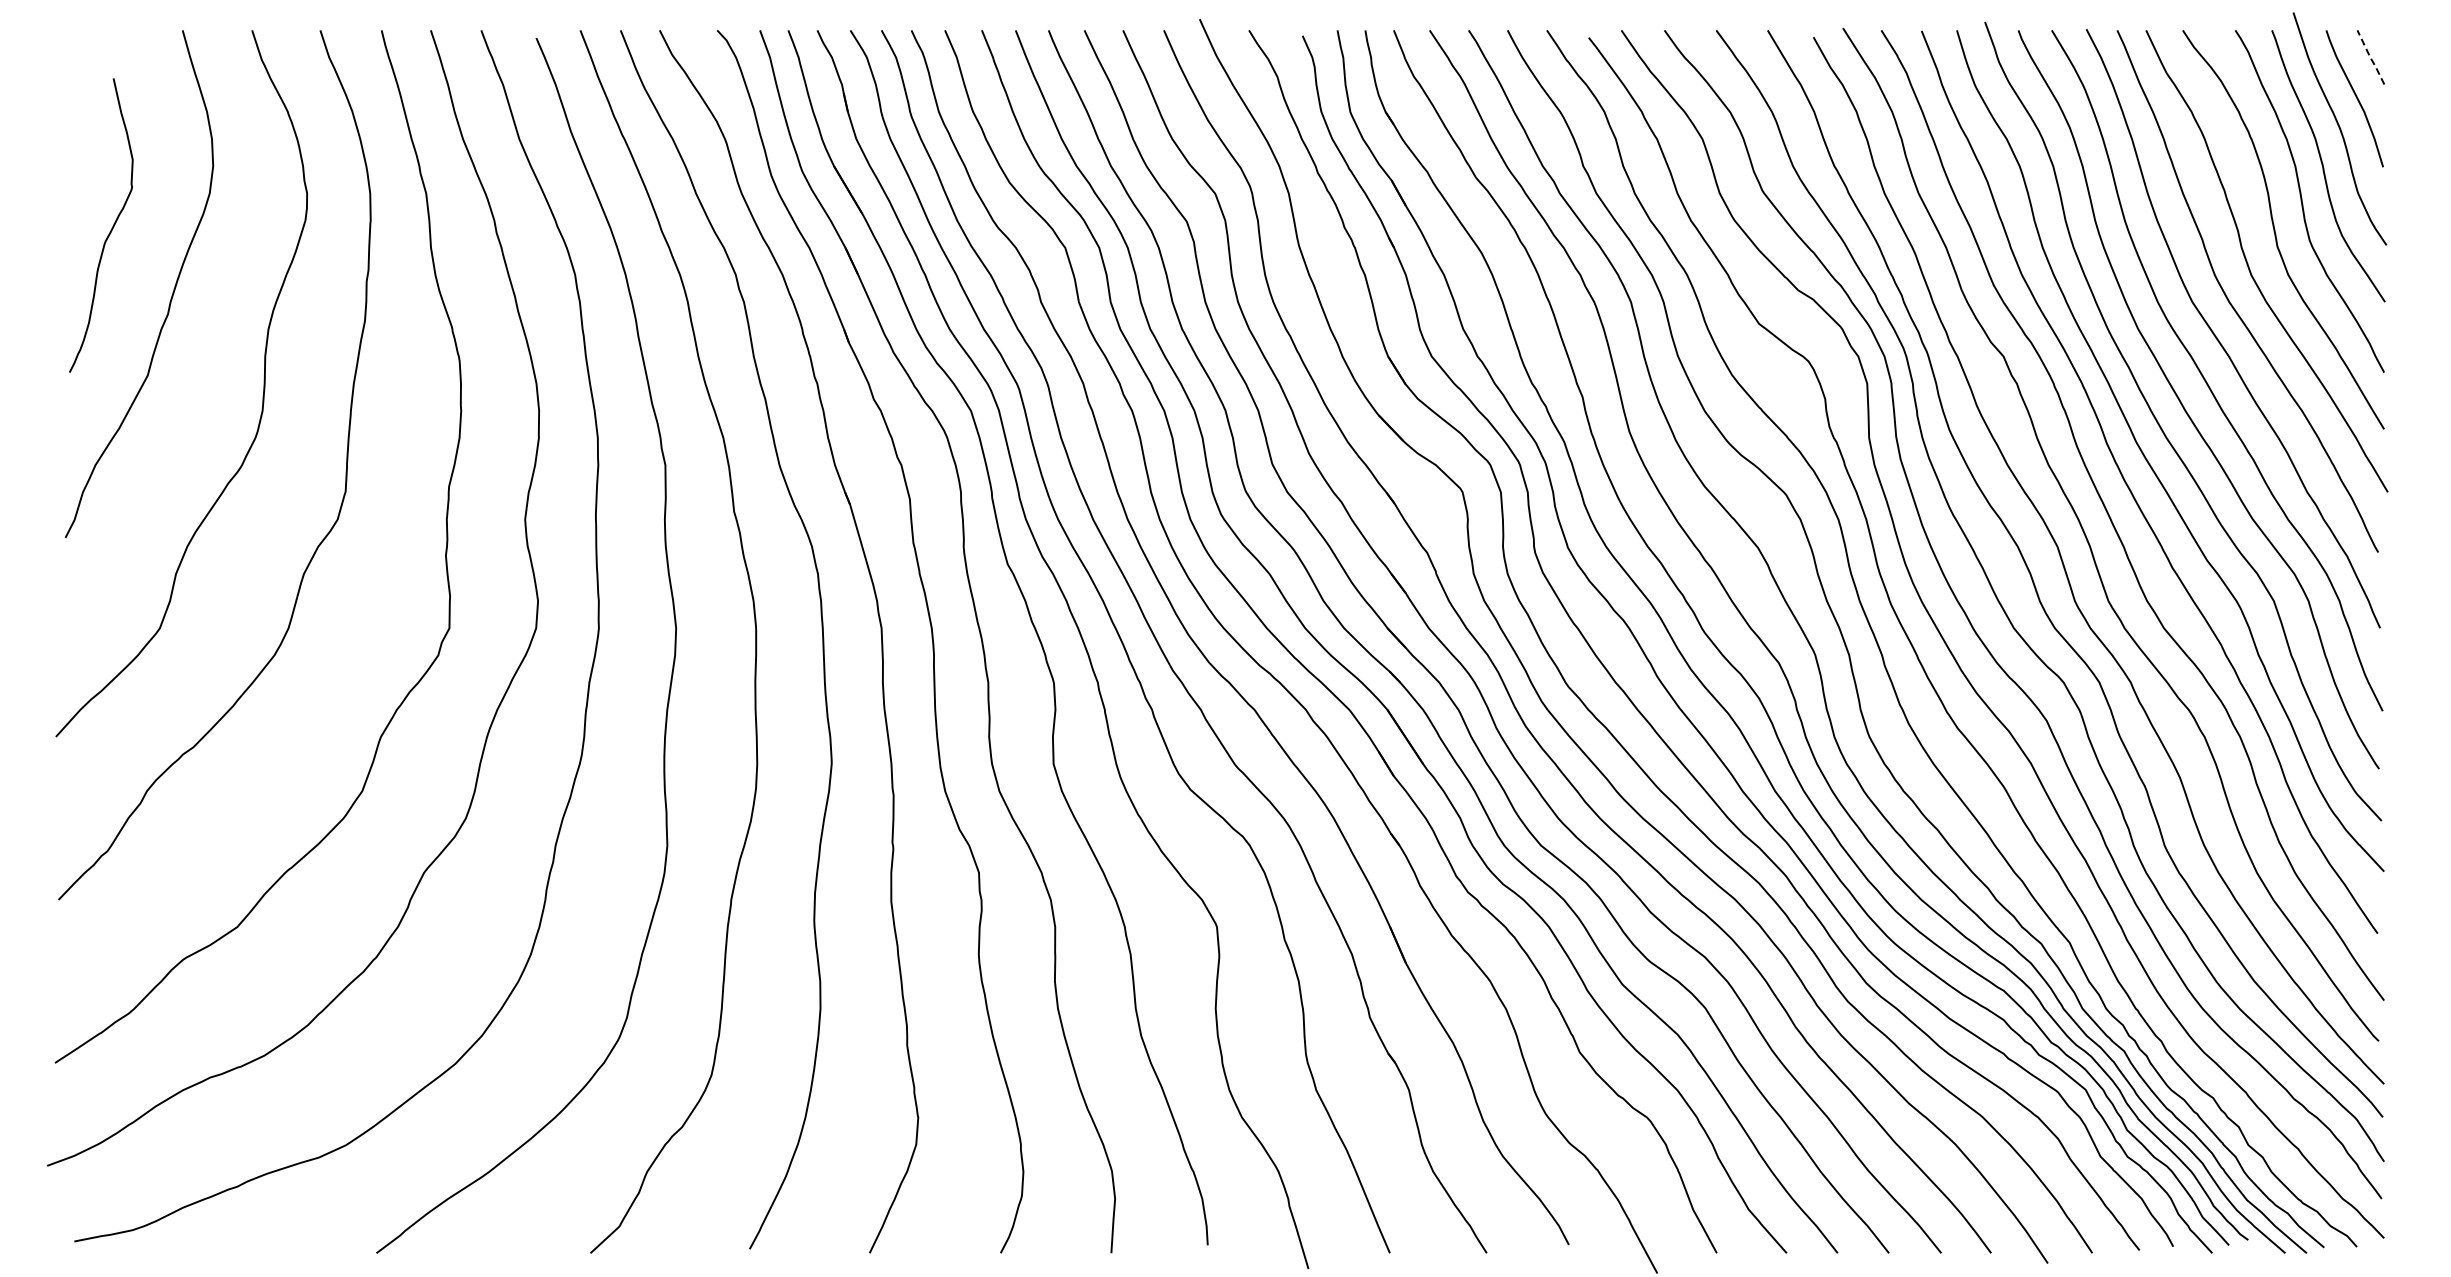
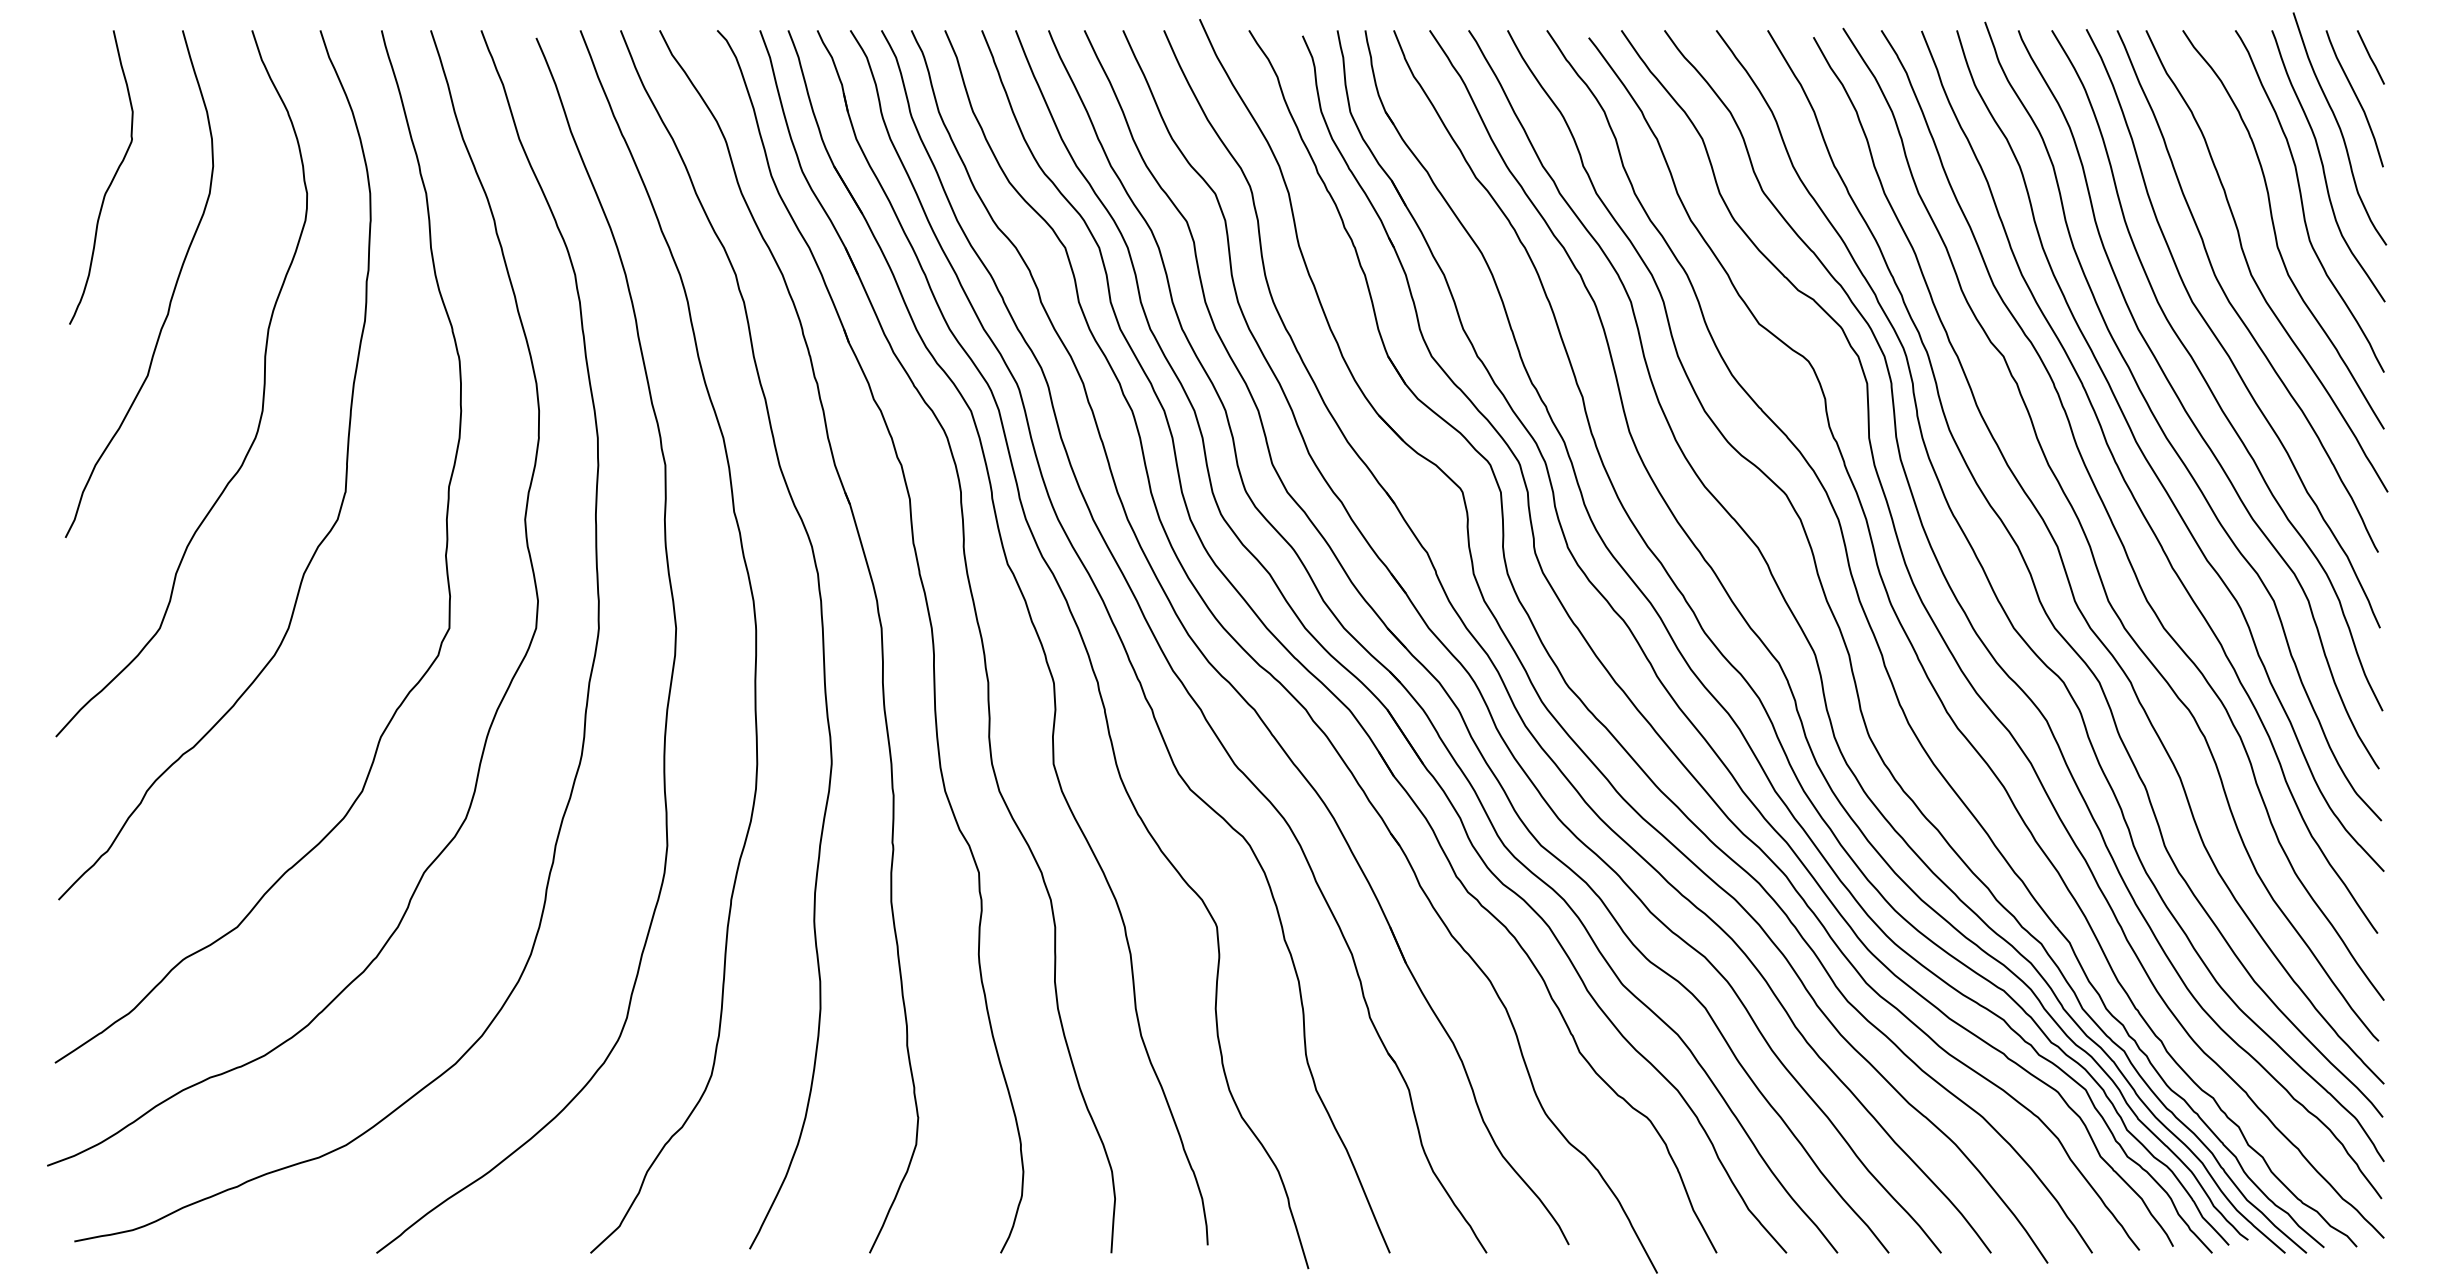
line: dashed -> solid (2370, 57)
curve position: (110, 230) -> (110, 182) (110, 182)
